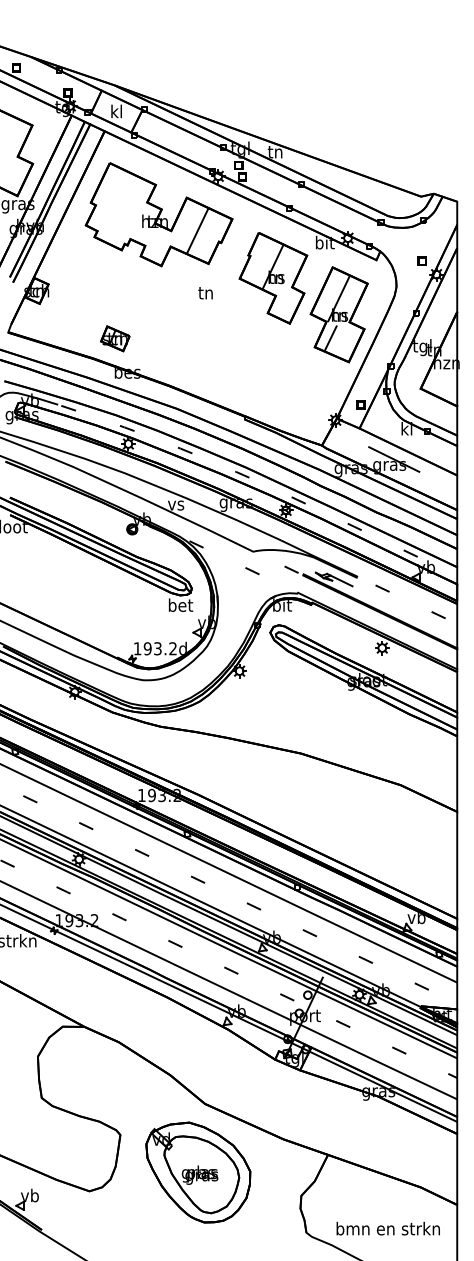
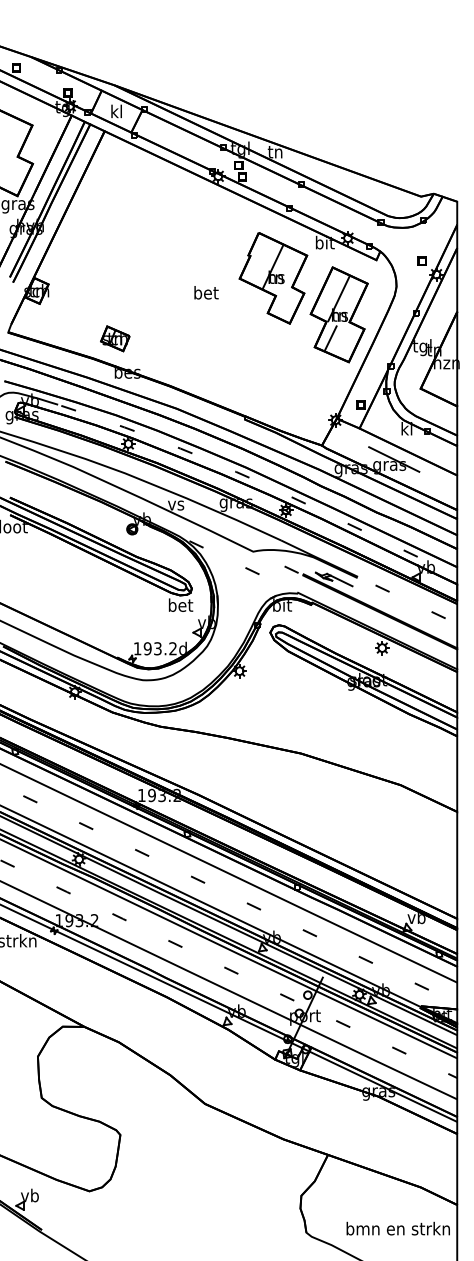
part: present -> none (158, 214)
text: tn -> bet (206, 292)
part: present -> none (198, 1172)
text position: (387, 1228) -> (397, 1228) (397, 1228)
